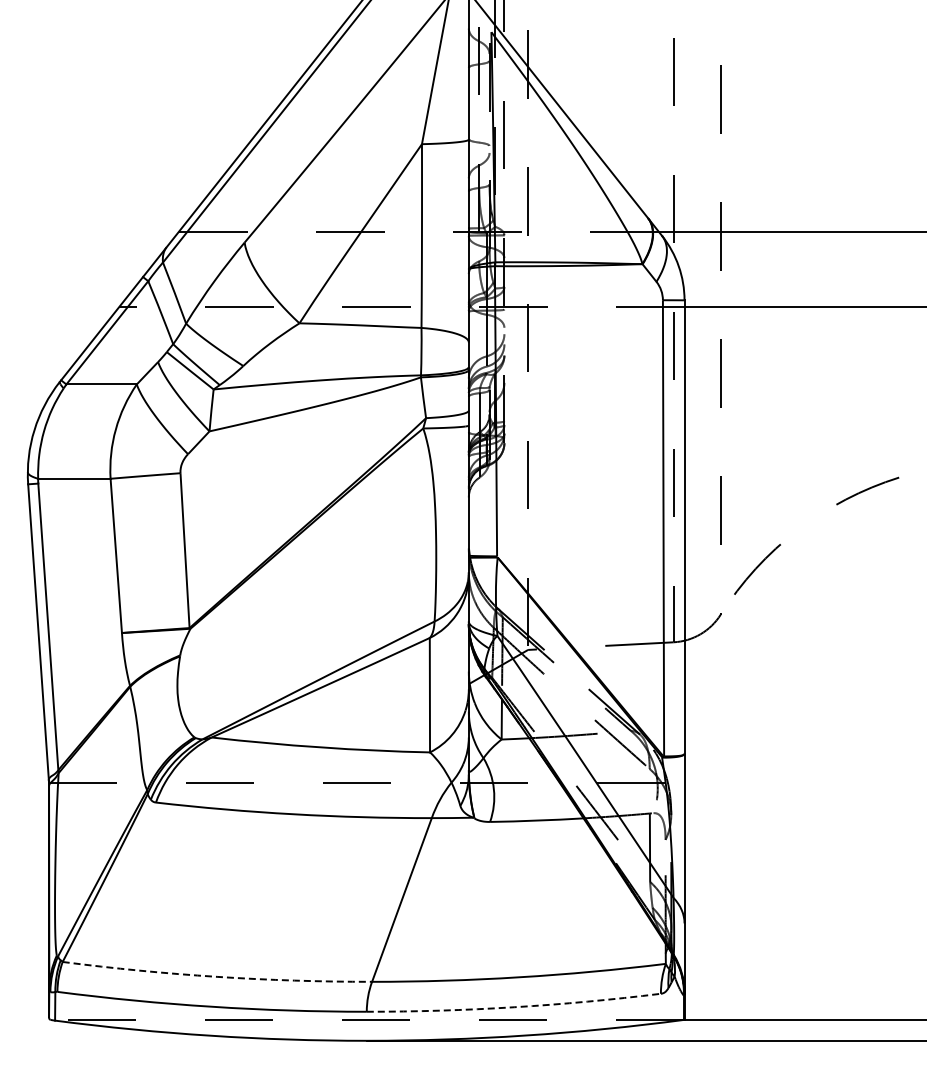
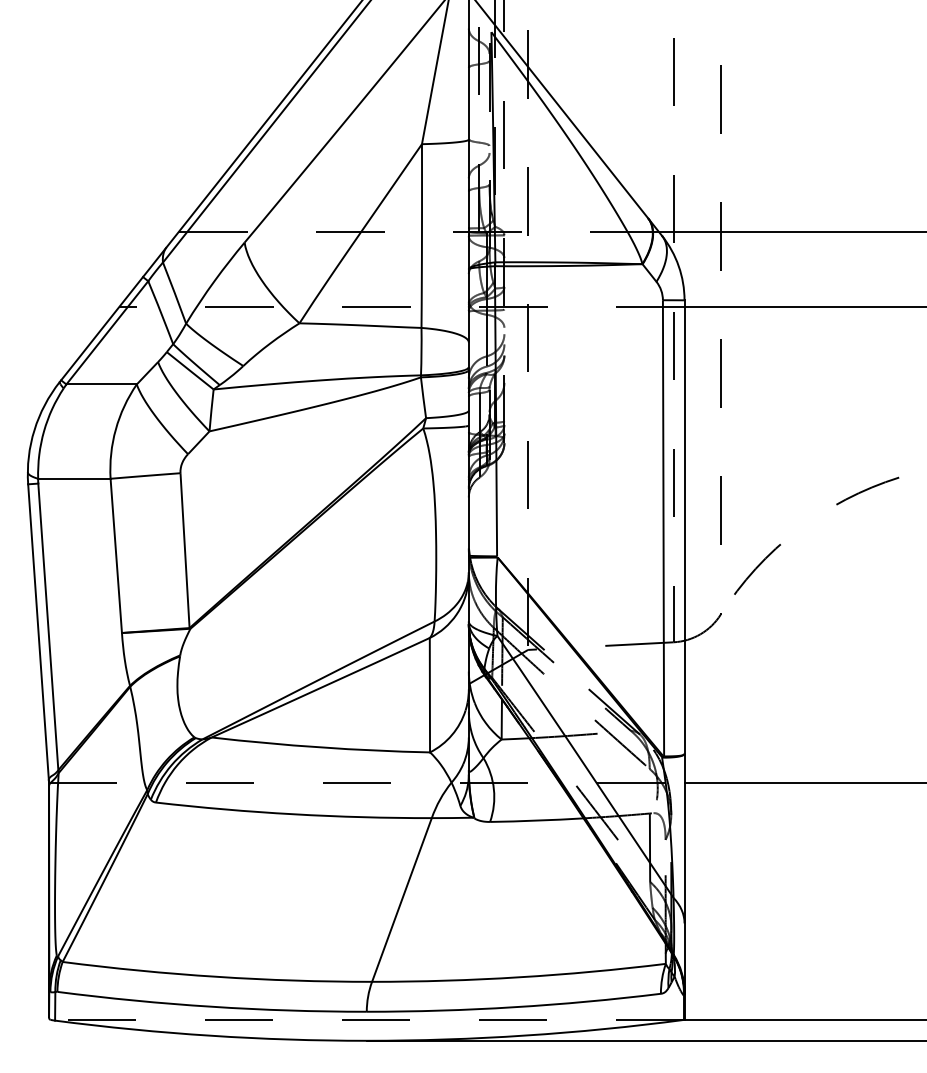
line: none -> present (803, 782)
arc: dashed -> solid (217, 976)
arc: dashed -> solid (514, 1007)
